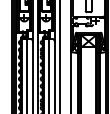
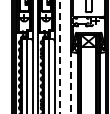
line: solid -> dashed (59, 56)
line: solid -> dashed (71, 81)
